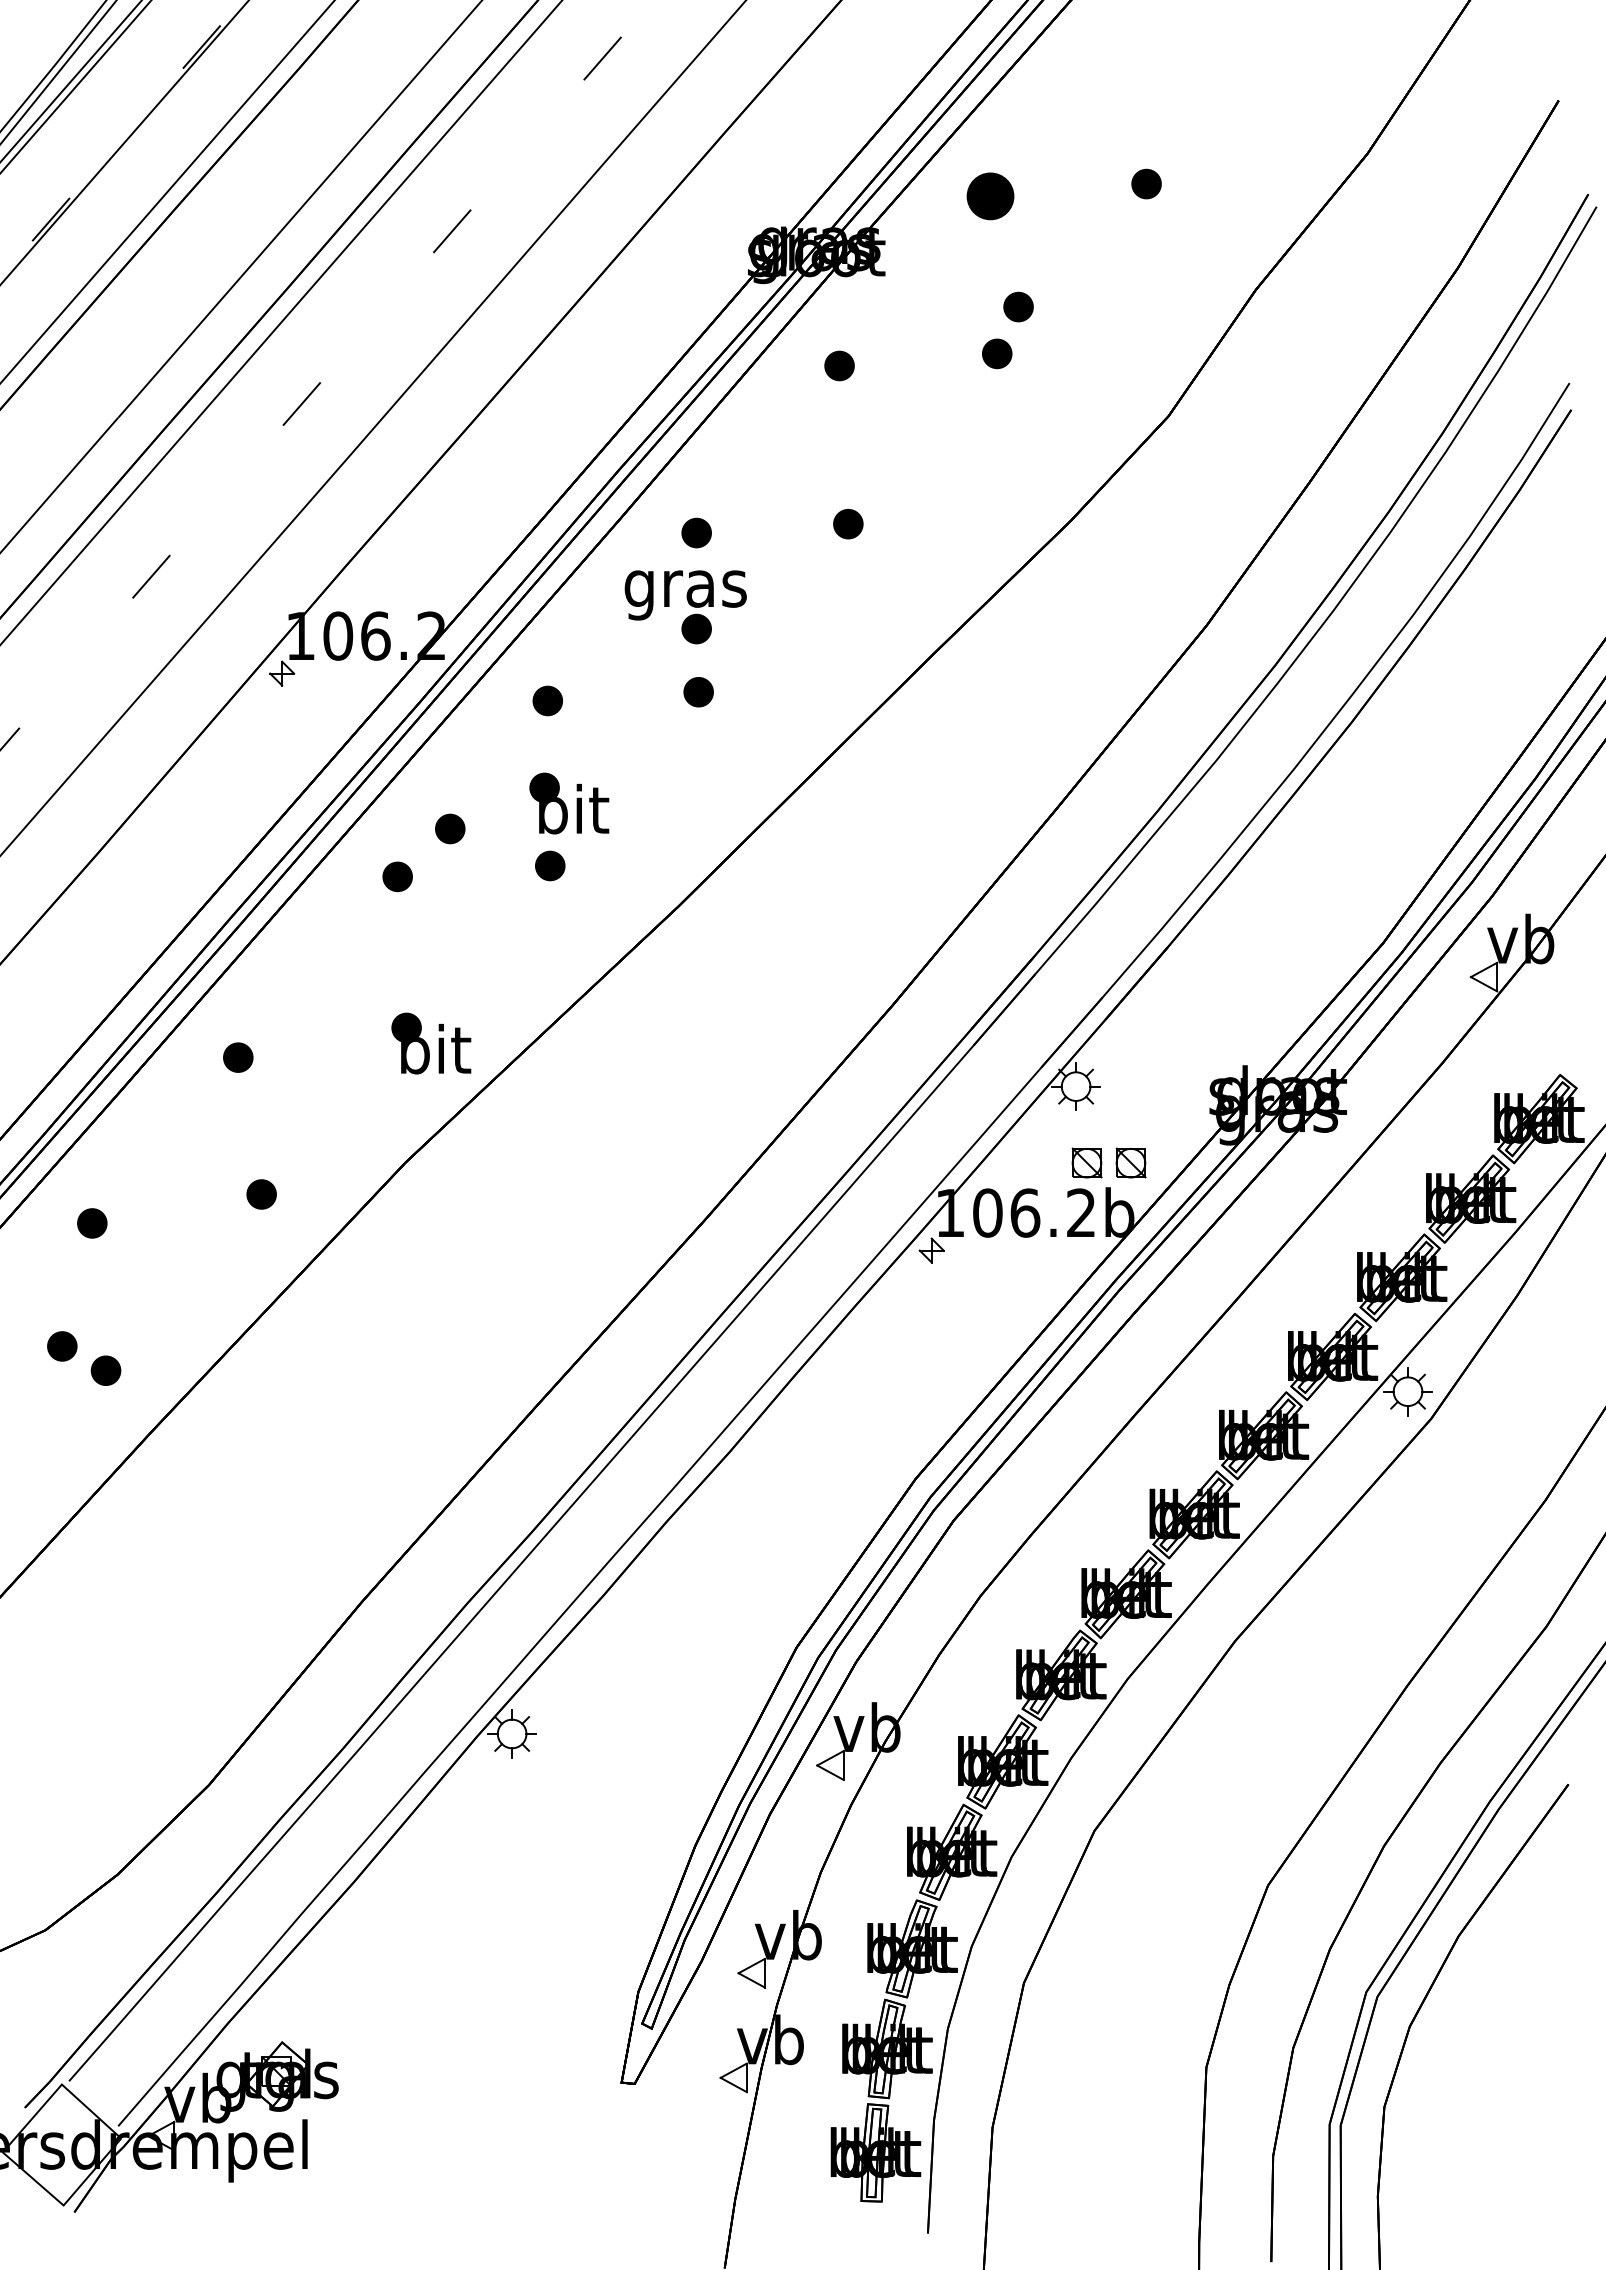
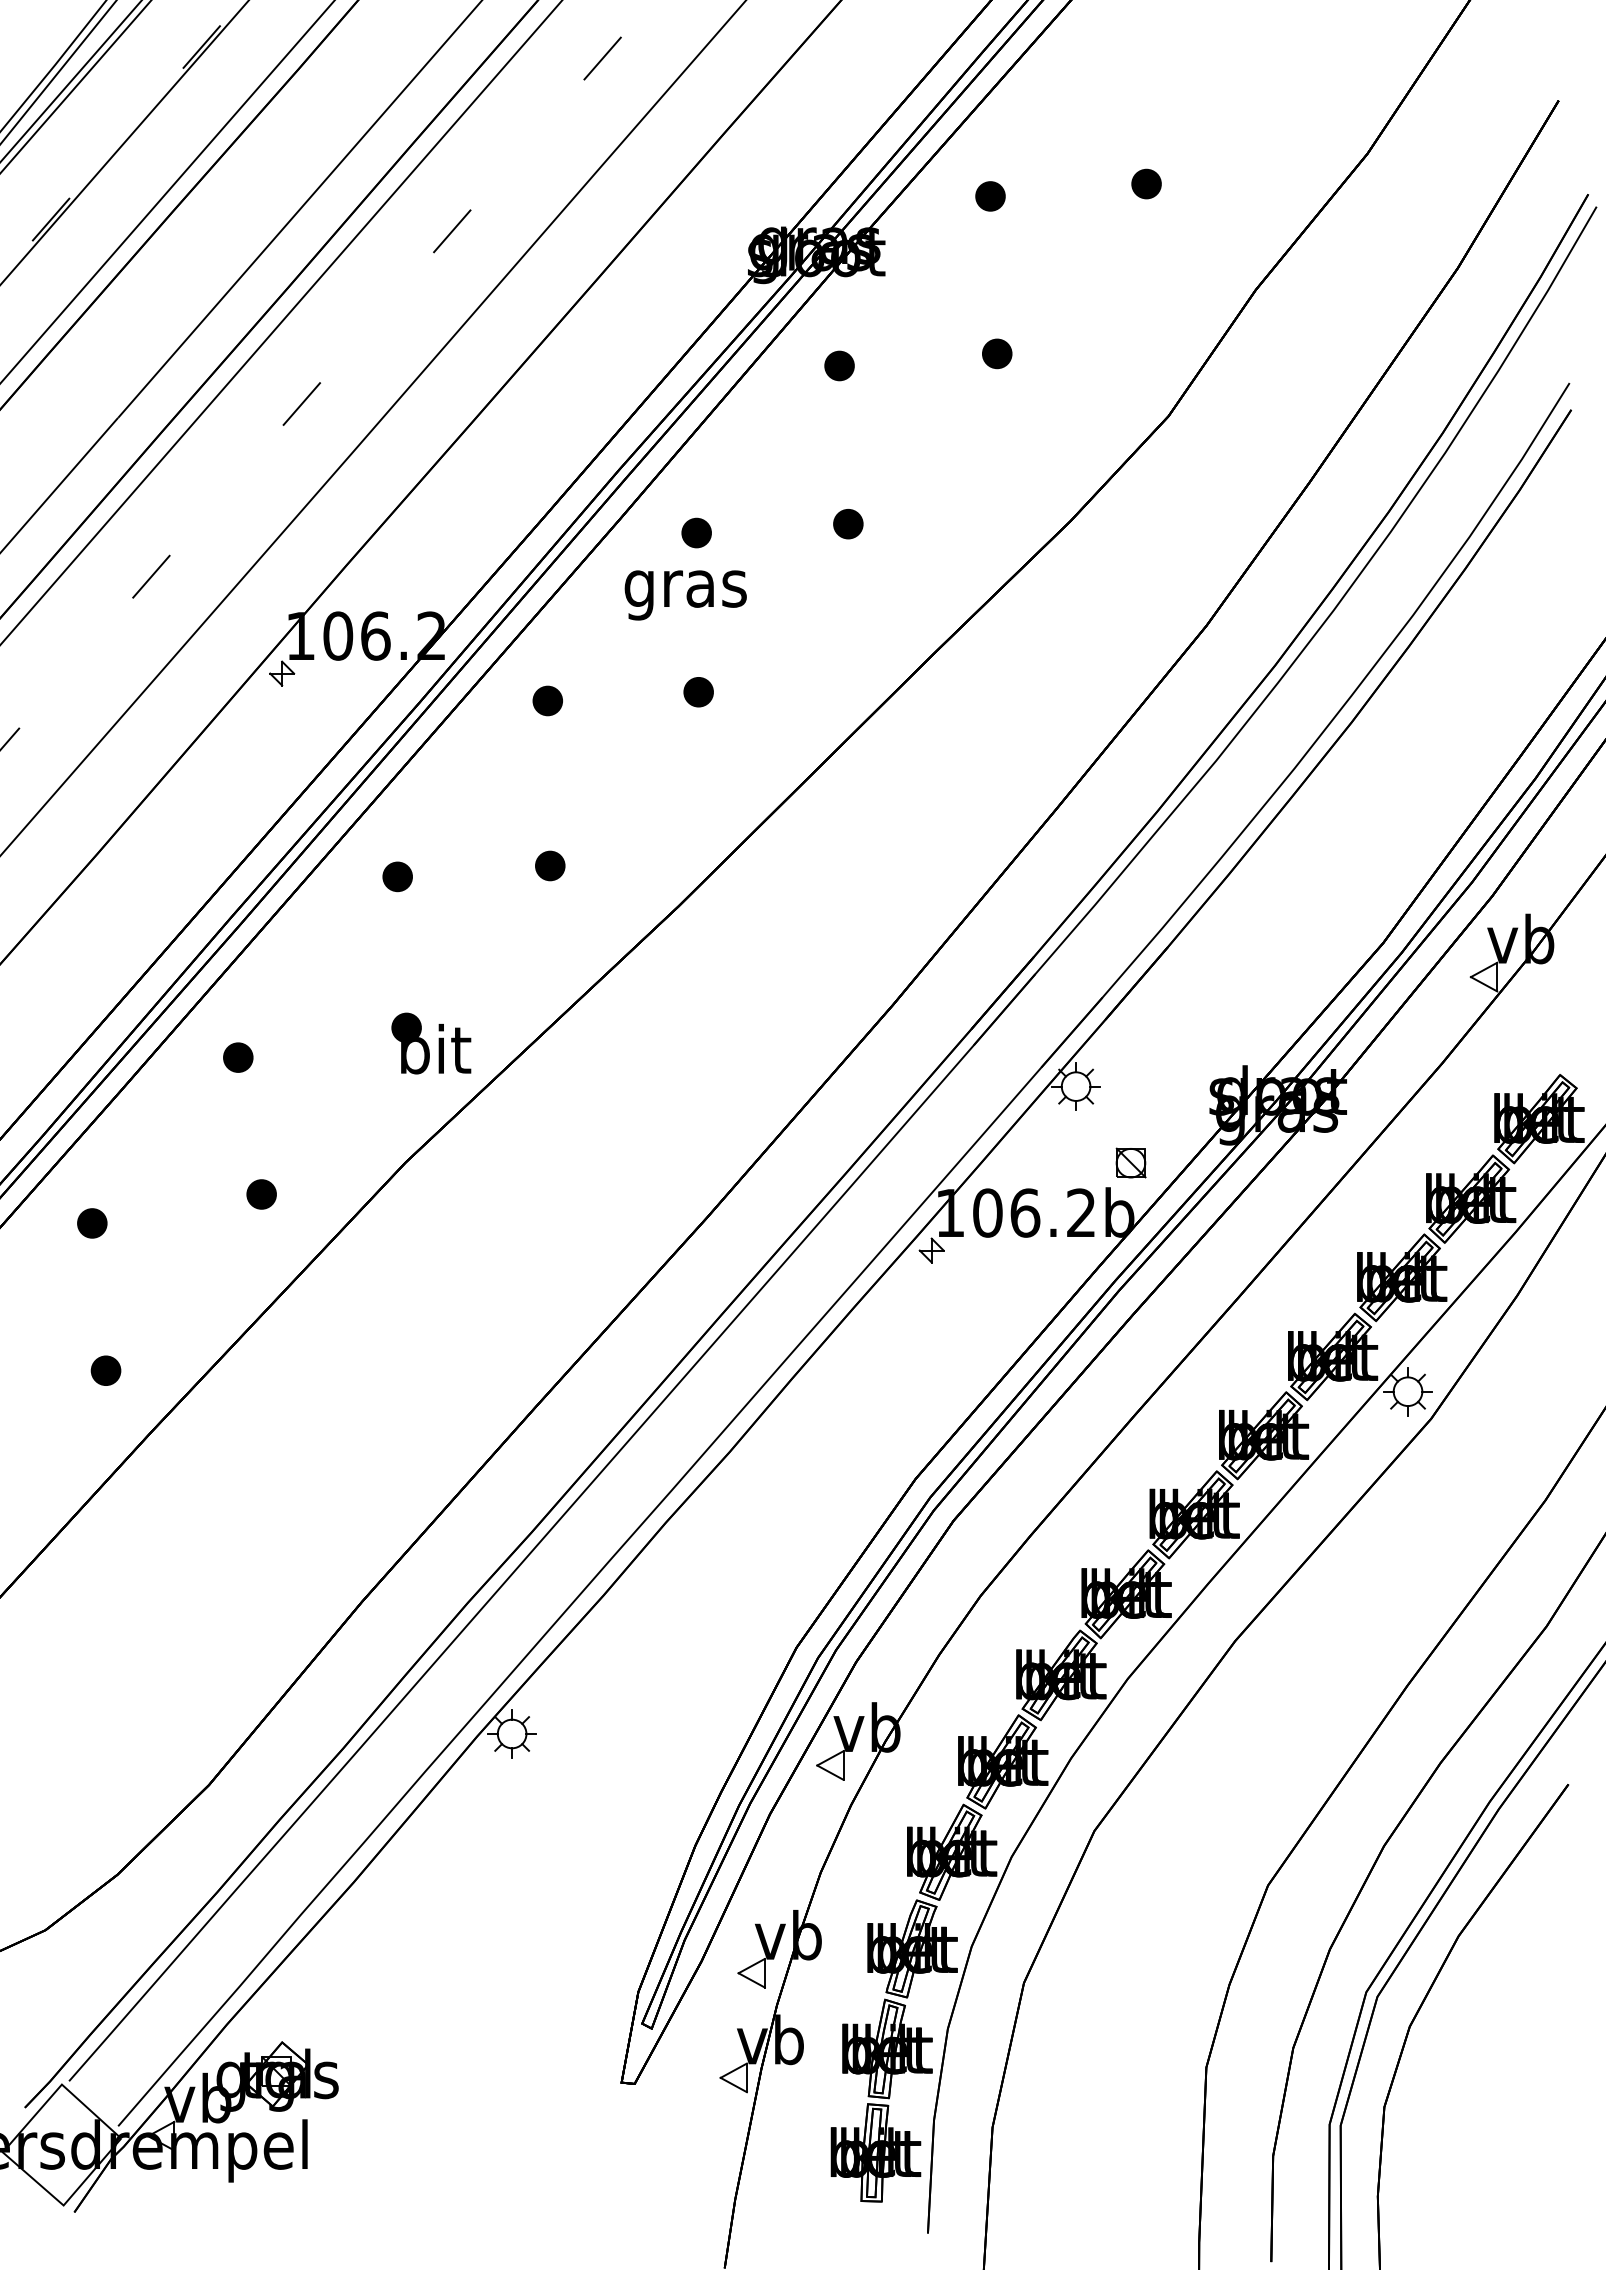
part size: 49x49 px -> 31x31 px (990, 196)
part: present -> none (1018, 306)
part: present -> none (696, 628)
part: present -> none (569, 803)
part: present -> none (450, 828)
part: present -> none (1086, 1162)
part: present -> none (62, 1346)
